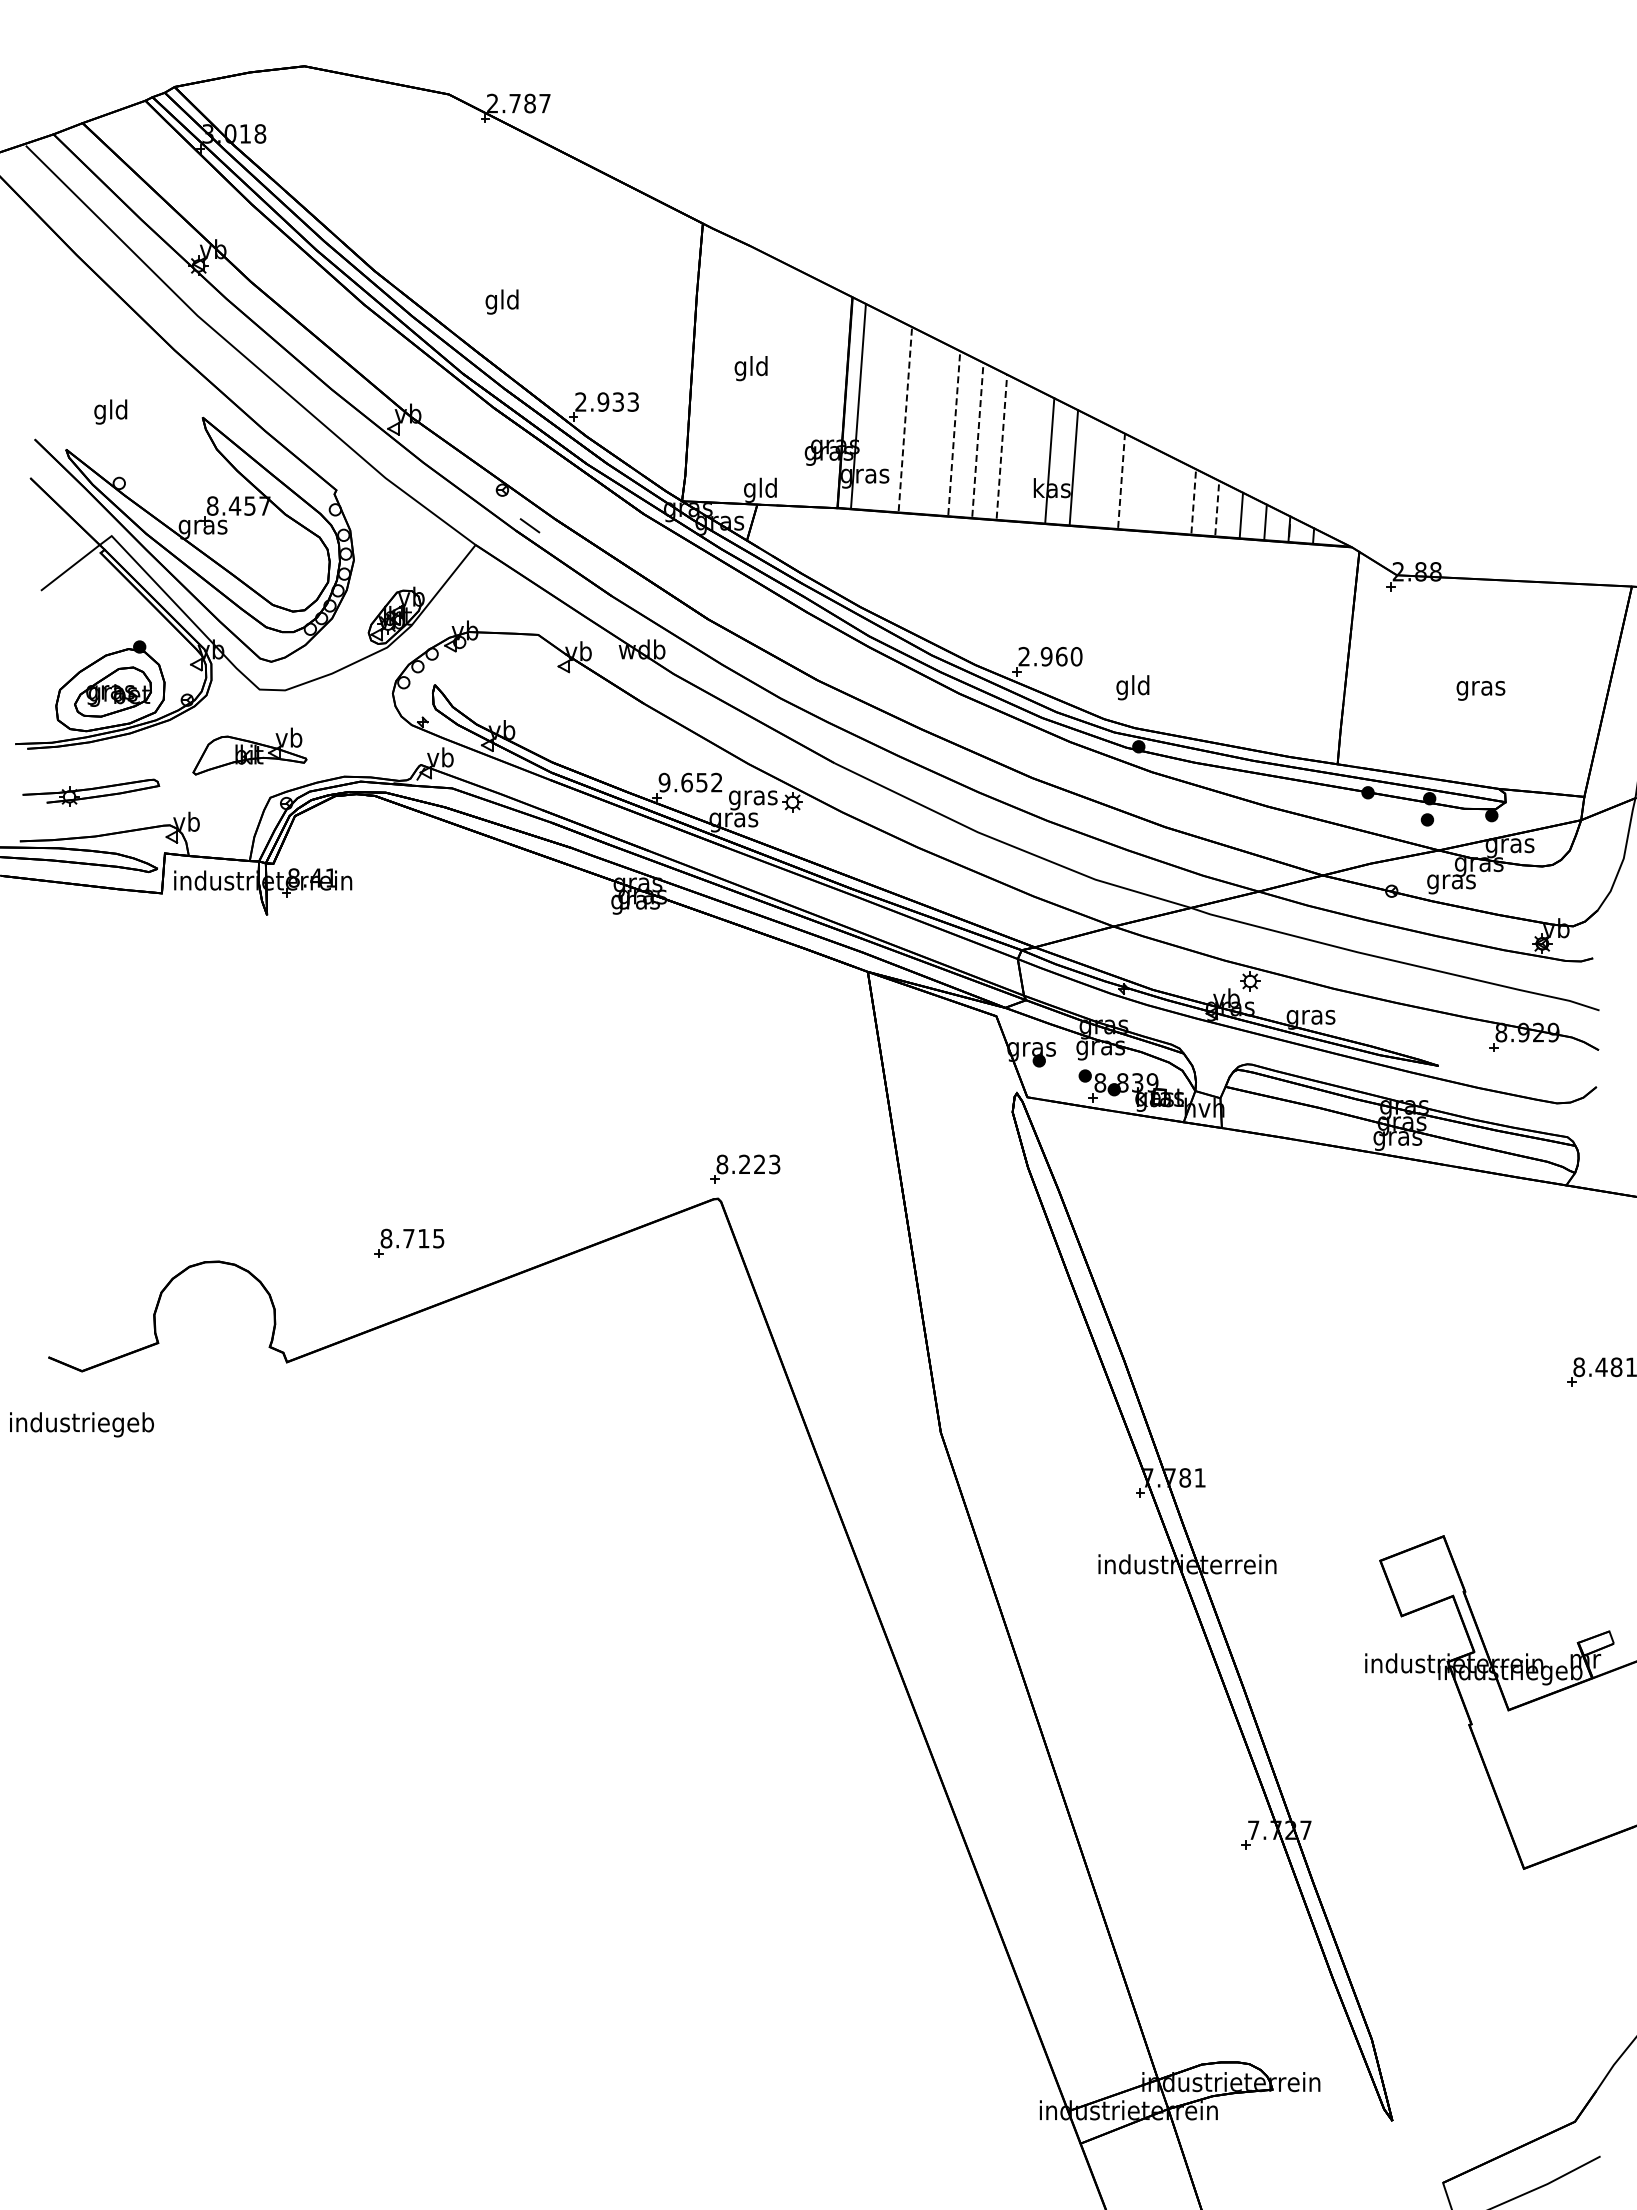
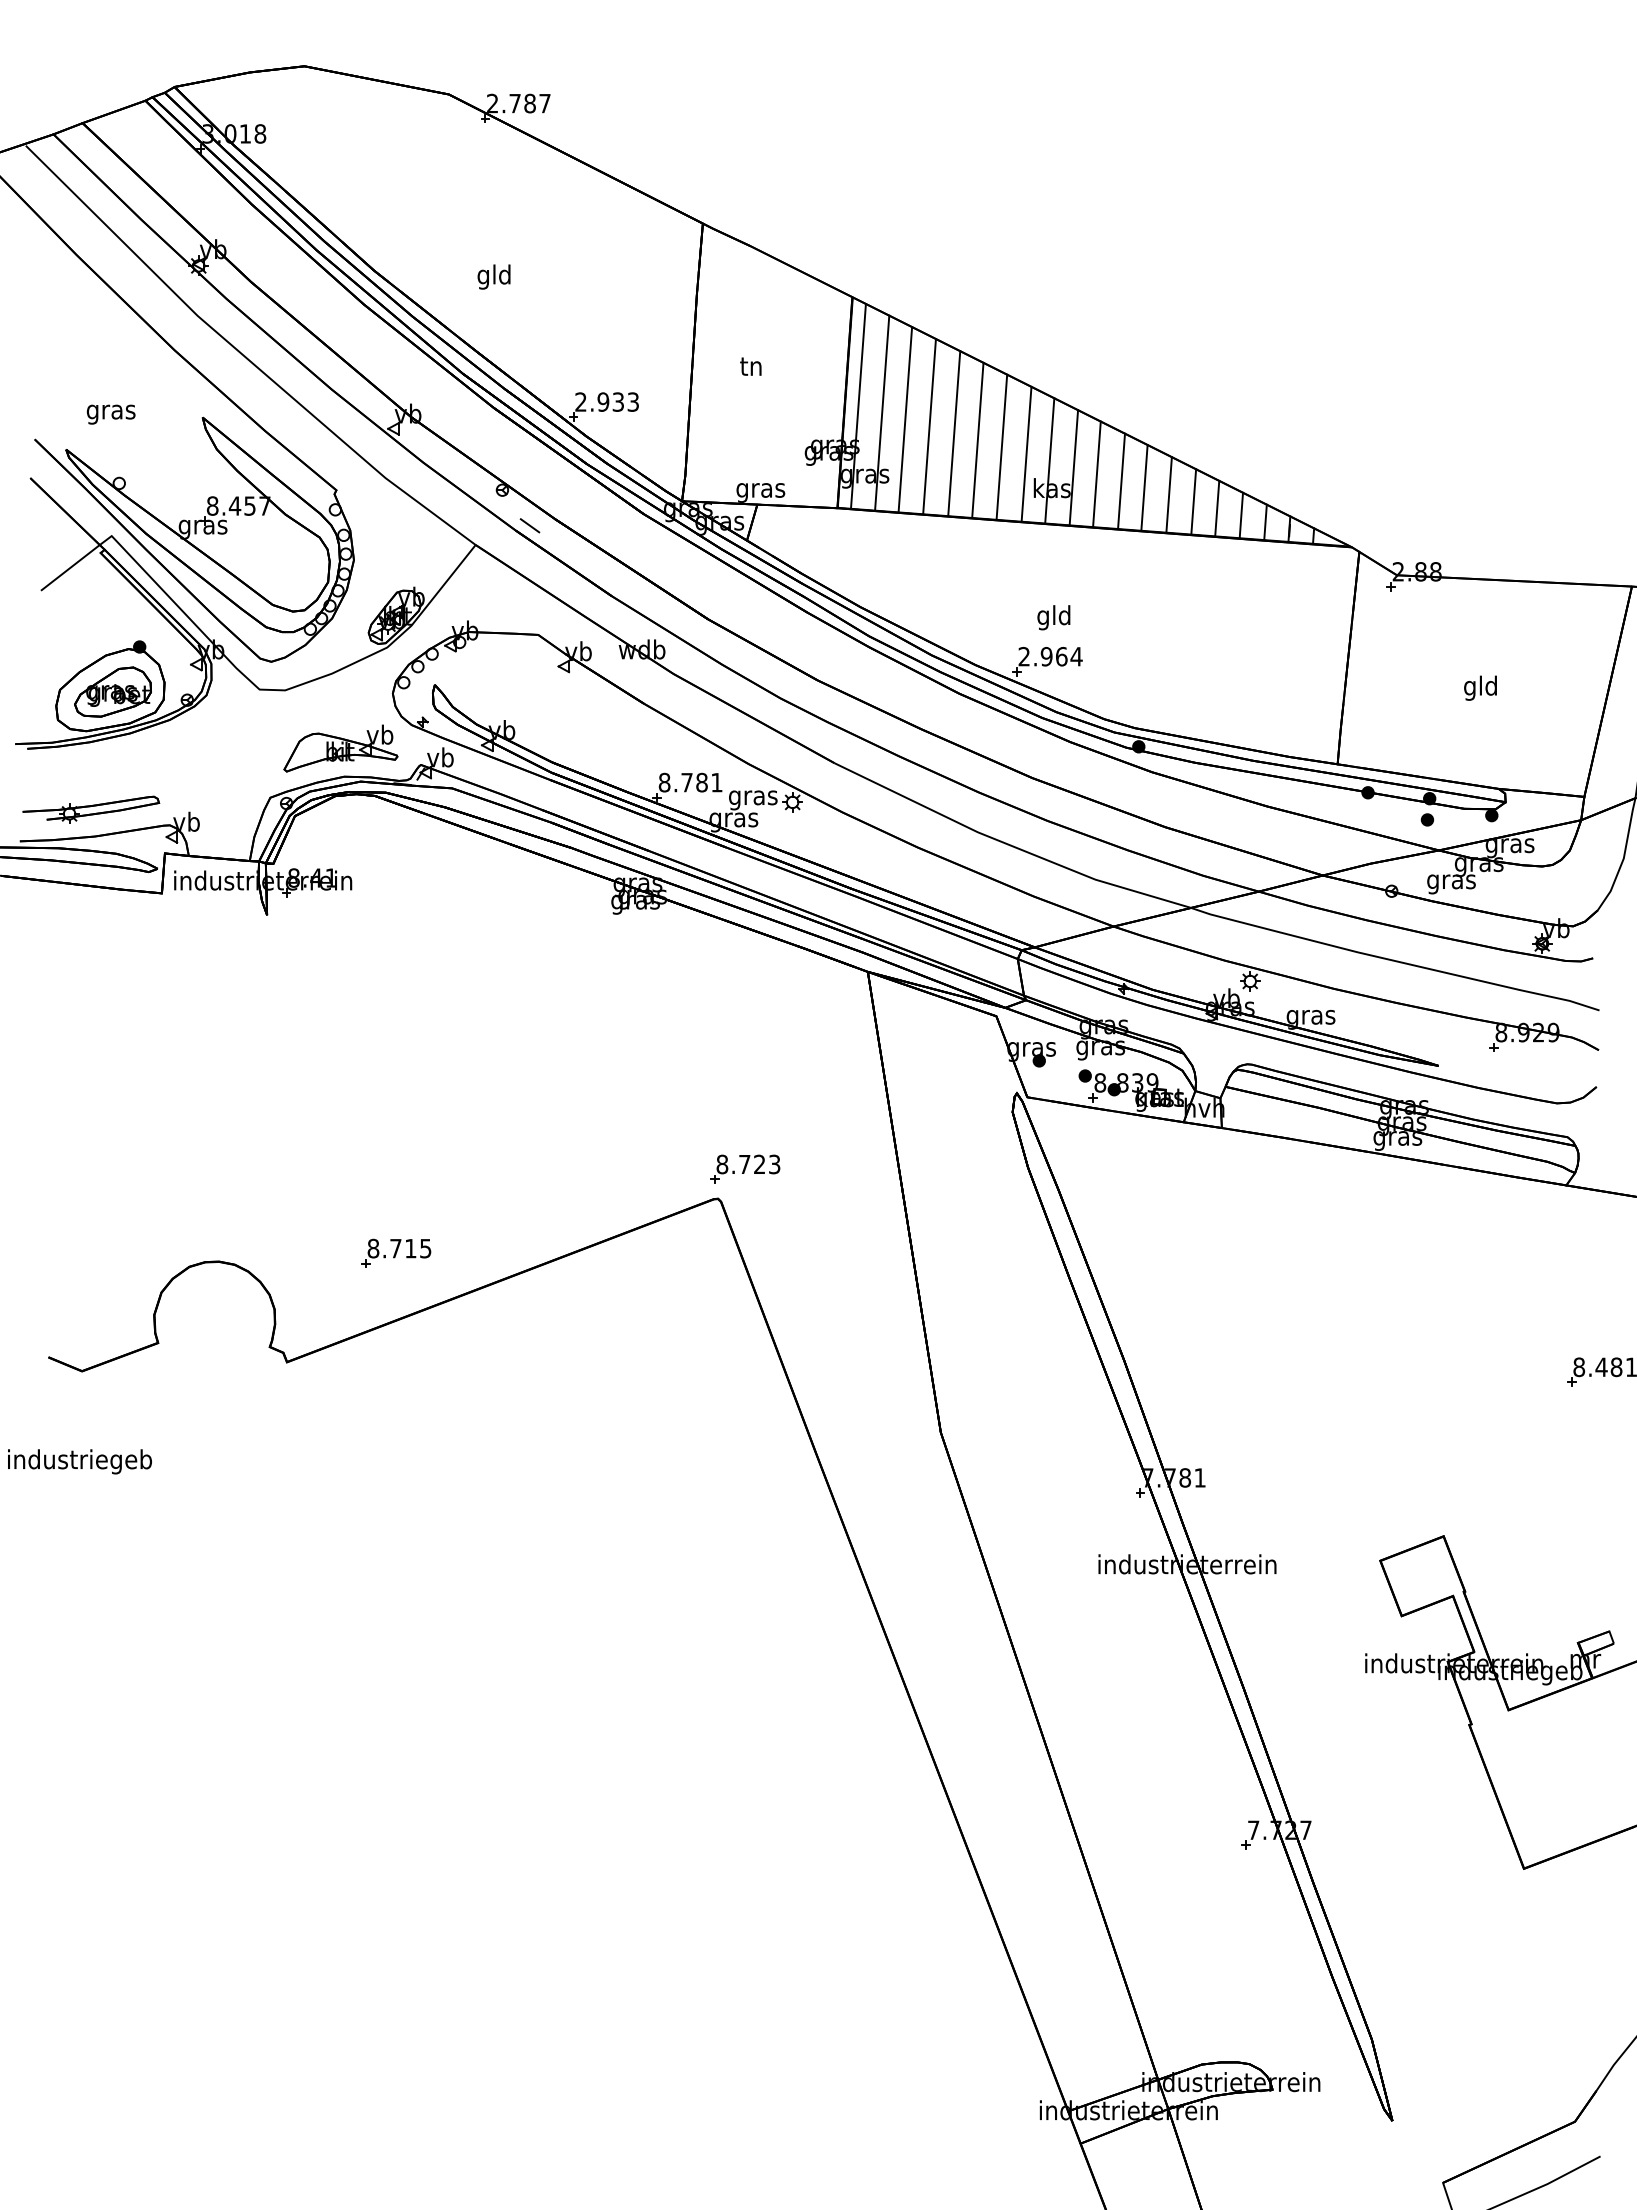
text position: (501, 301) -> (493, 276) (493, 276)
text: gld -> tn (750, 368)
text: gld -> gras (110, 411)
line: none -> present (882, 412)
line: dashed -> solid (905, 418)
line: none -> present (929, 426)
line: dashed -> solid (954, 432)
line: dashed -> solid (977, 439)
line: dashed -> solid (1001, 446)
line: none -> present (1026, 453)
line: none -> present (1096, 473)
line: dashed -> solid (1121, 480)
line: none -> present (1144, 487)
text: gld -> gras (760, 489)
line: none -> present (1168, 494)
line: dashed -> solid (1193, 500)
line: dashed -> solid (1217, 507)
text: 2.960 -> 2.964 (1076, 656)
text position: (1132, 687) -> (1053, 617) (1053, 617)
text: gras -> gld (1480, 687)
part position: (249, 751) -> (340, 748) (340, 748)
text: 9.652 -> 8.781 (690, 782)
part position: (91, 792) -> (91, 809) (91, 809)
text: 8.223 -> 8.723 (744, 1163)
part position: (409, 1242) -> (396, 1252) (396, 1252)
text position: (81, 1424) -> (79, 1461) (79, 1461)
